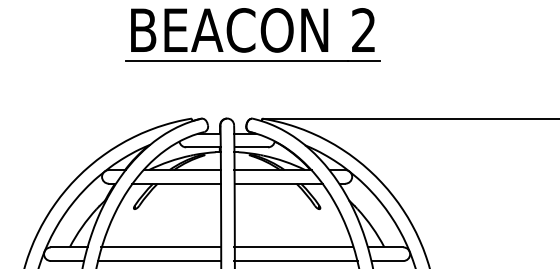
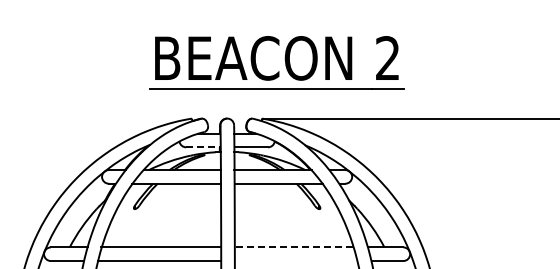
part position: (260, 31) -> (284, 59) (284, 59)
line: solid -> dashed (203, 147)
line: solid -> dashed (293, 247)
line: present -> none (295, 261)
